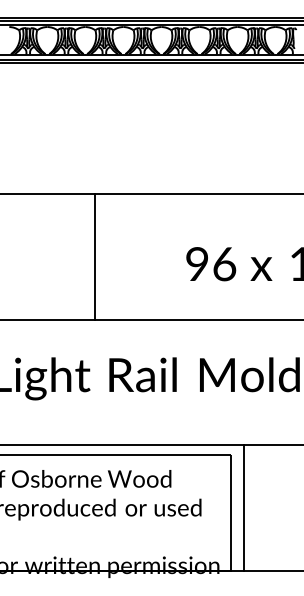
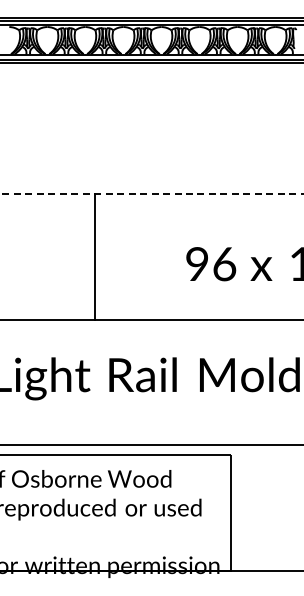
line: solid -> dashed (152, 194)
line: present -> none (243, 507)
